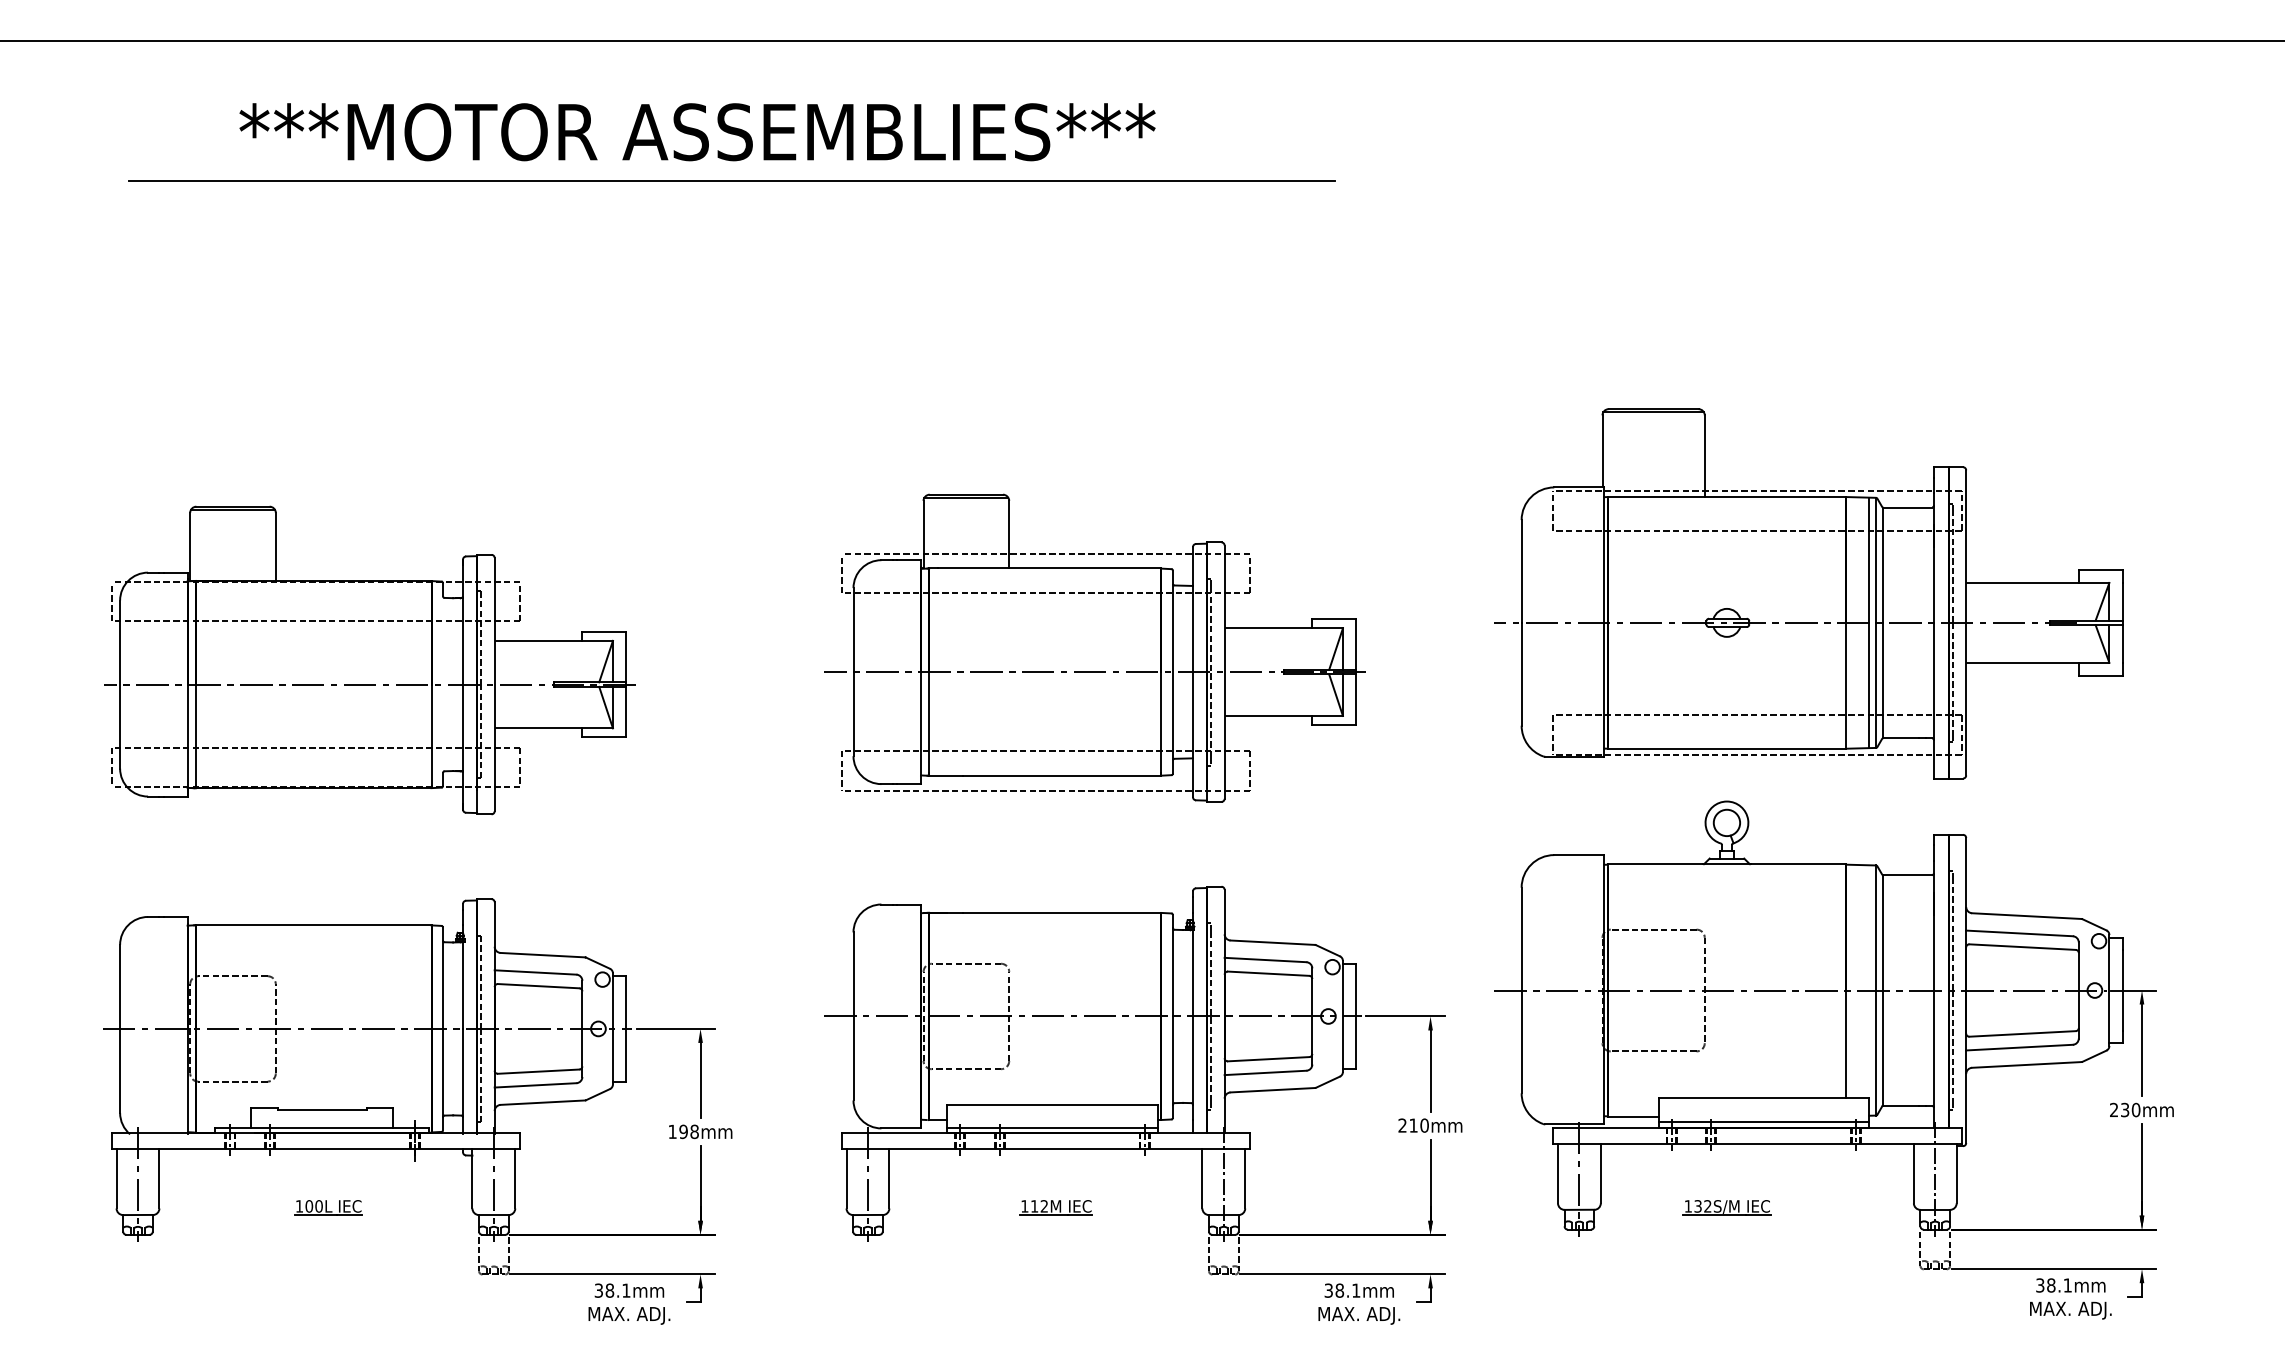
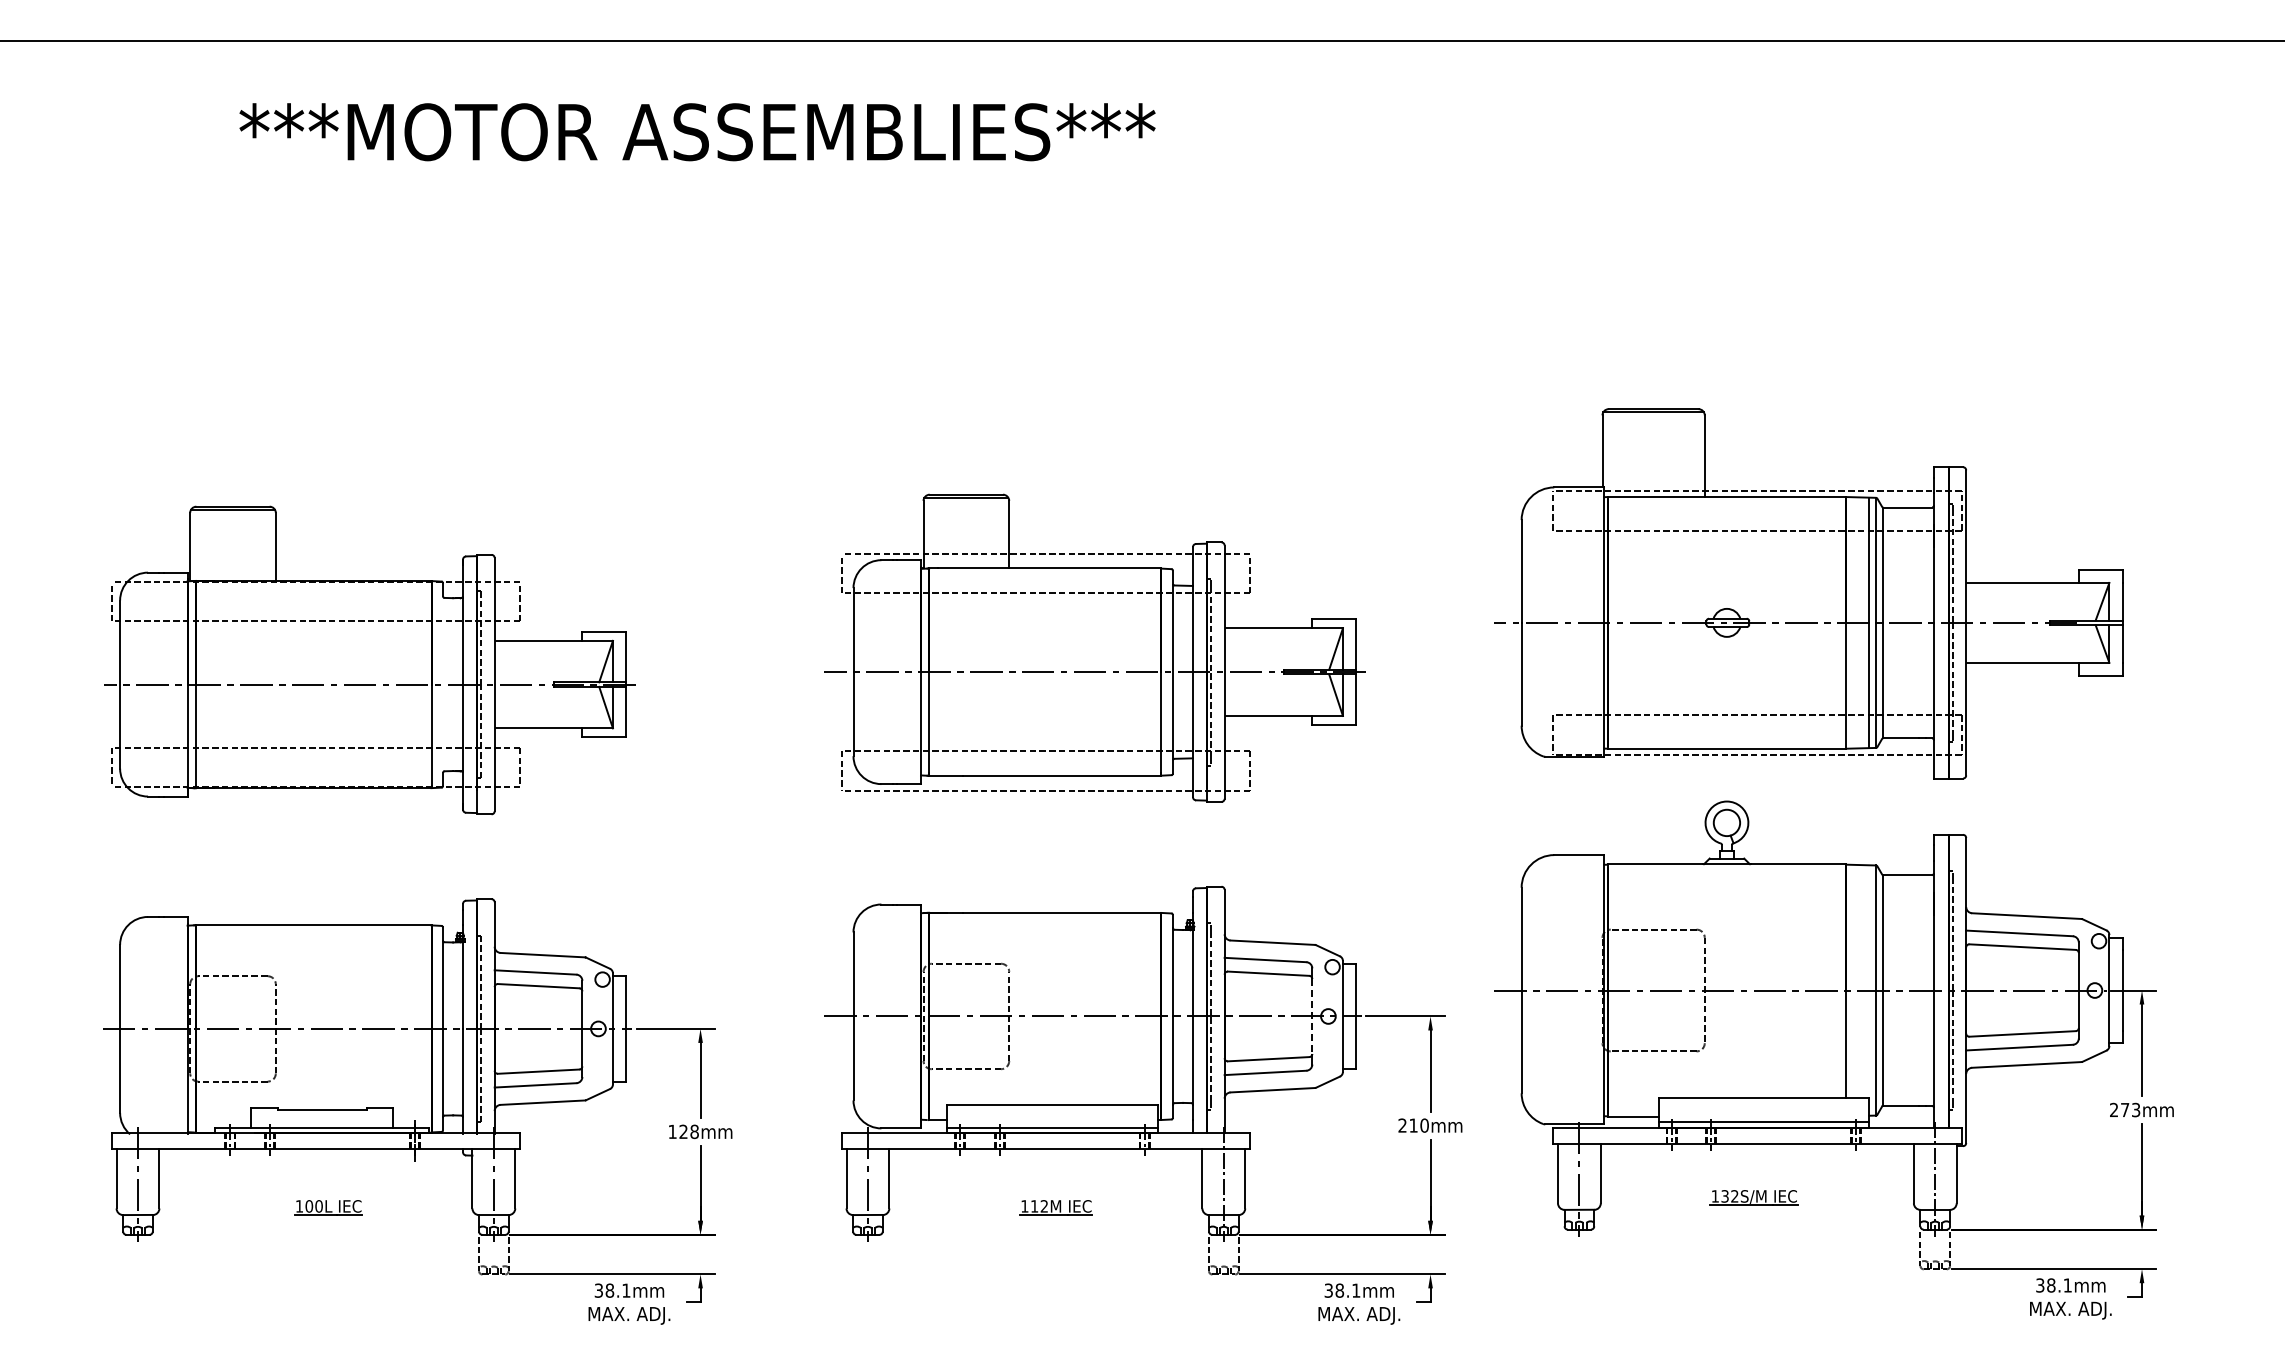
line: present -> none (731, 180)
line: solid -> dashed (1312, 1017)
text: 230mm -> 273mm (2130, 1109)
text: 198mm -> 128mm (683, 1131)
part position: (1726, 1207) -> (1753, 1197) (1753, 1197)
